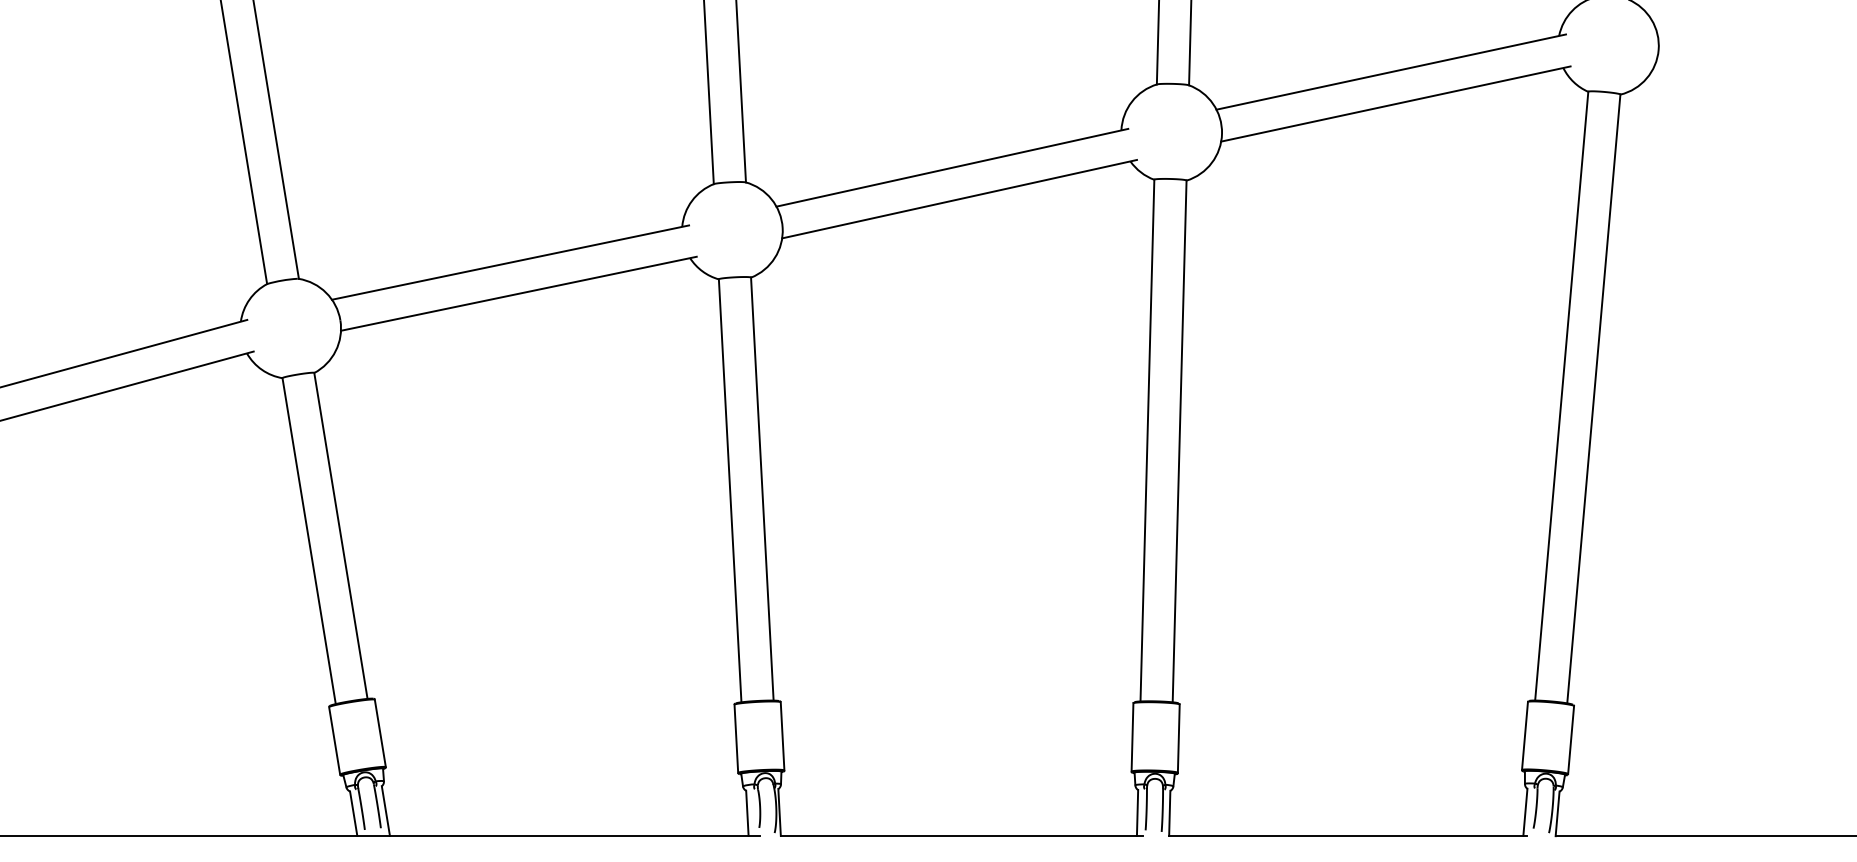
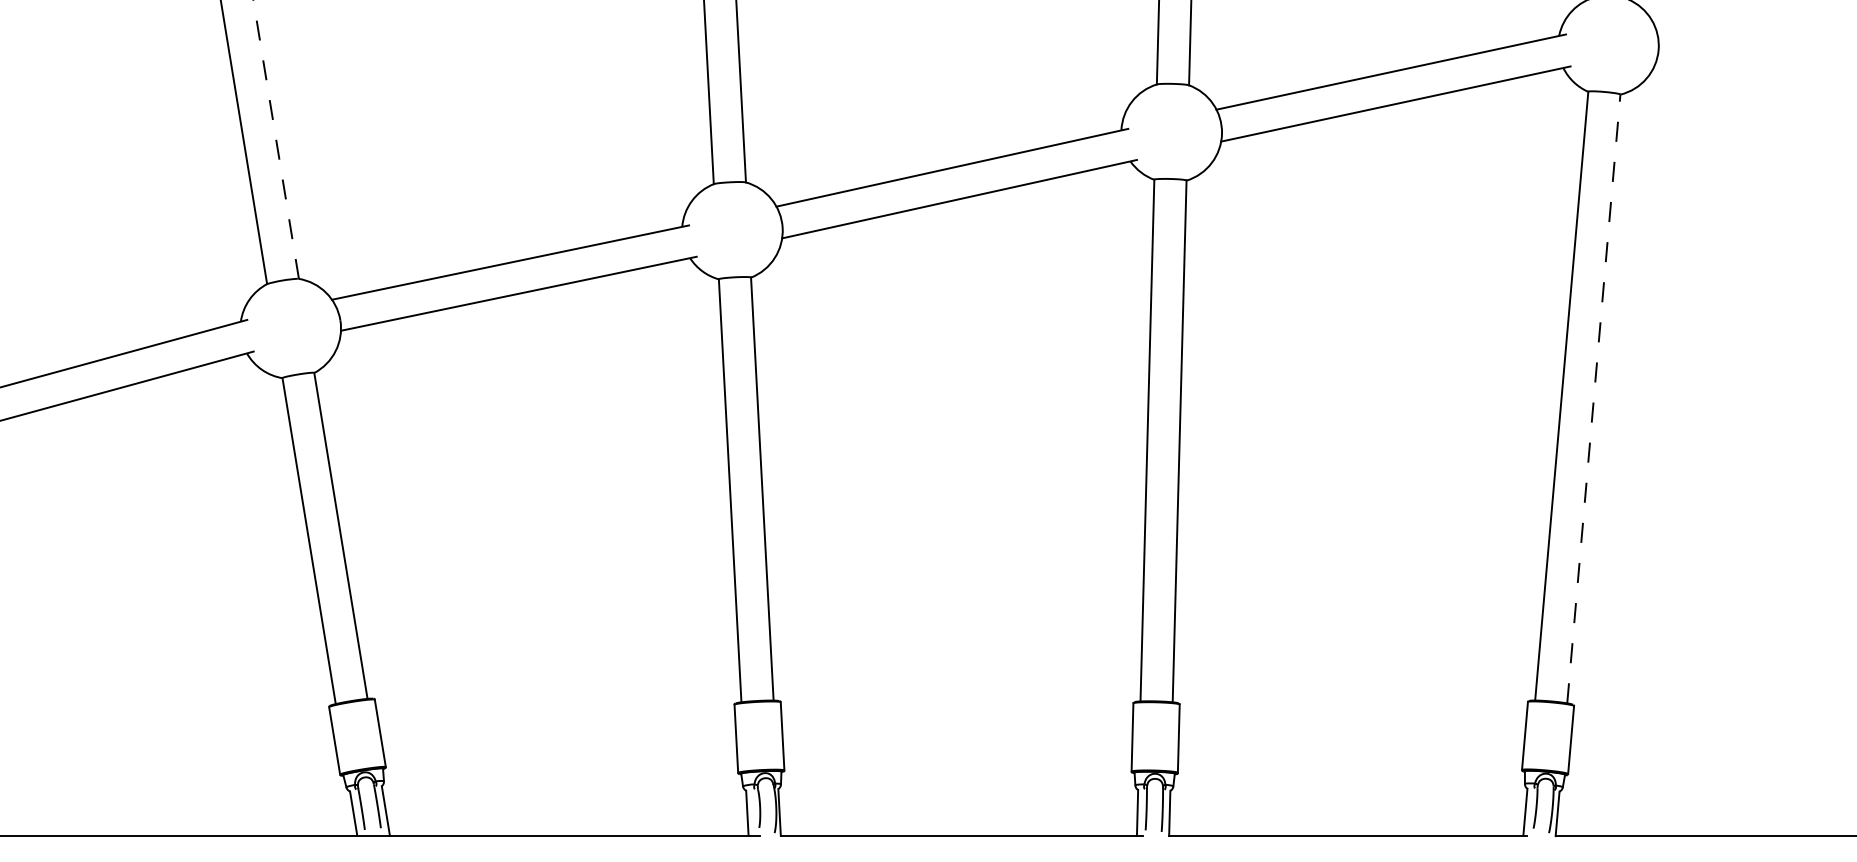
line: solid -> dashed (276, 139)
line: solid -> dashed (1593, 398)
